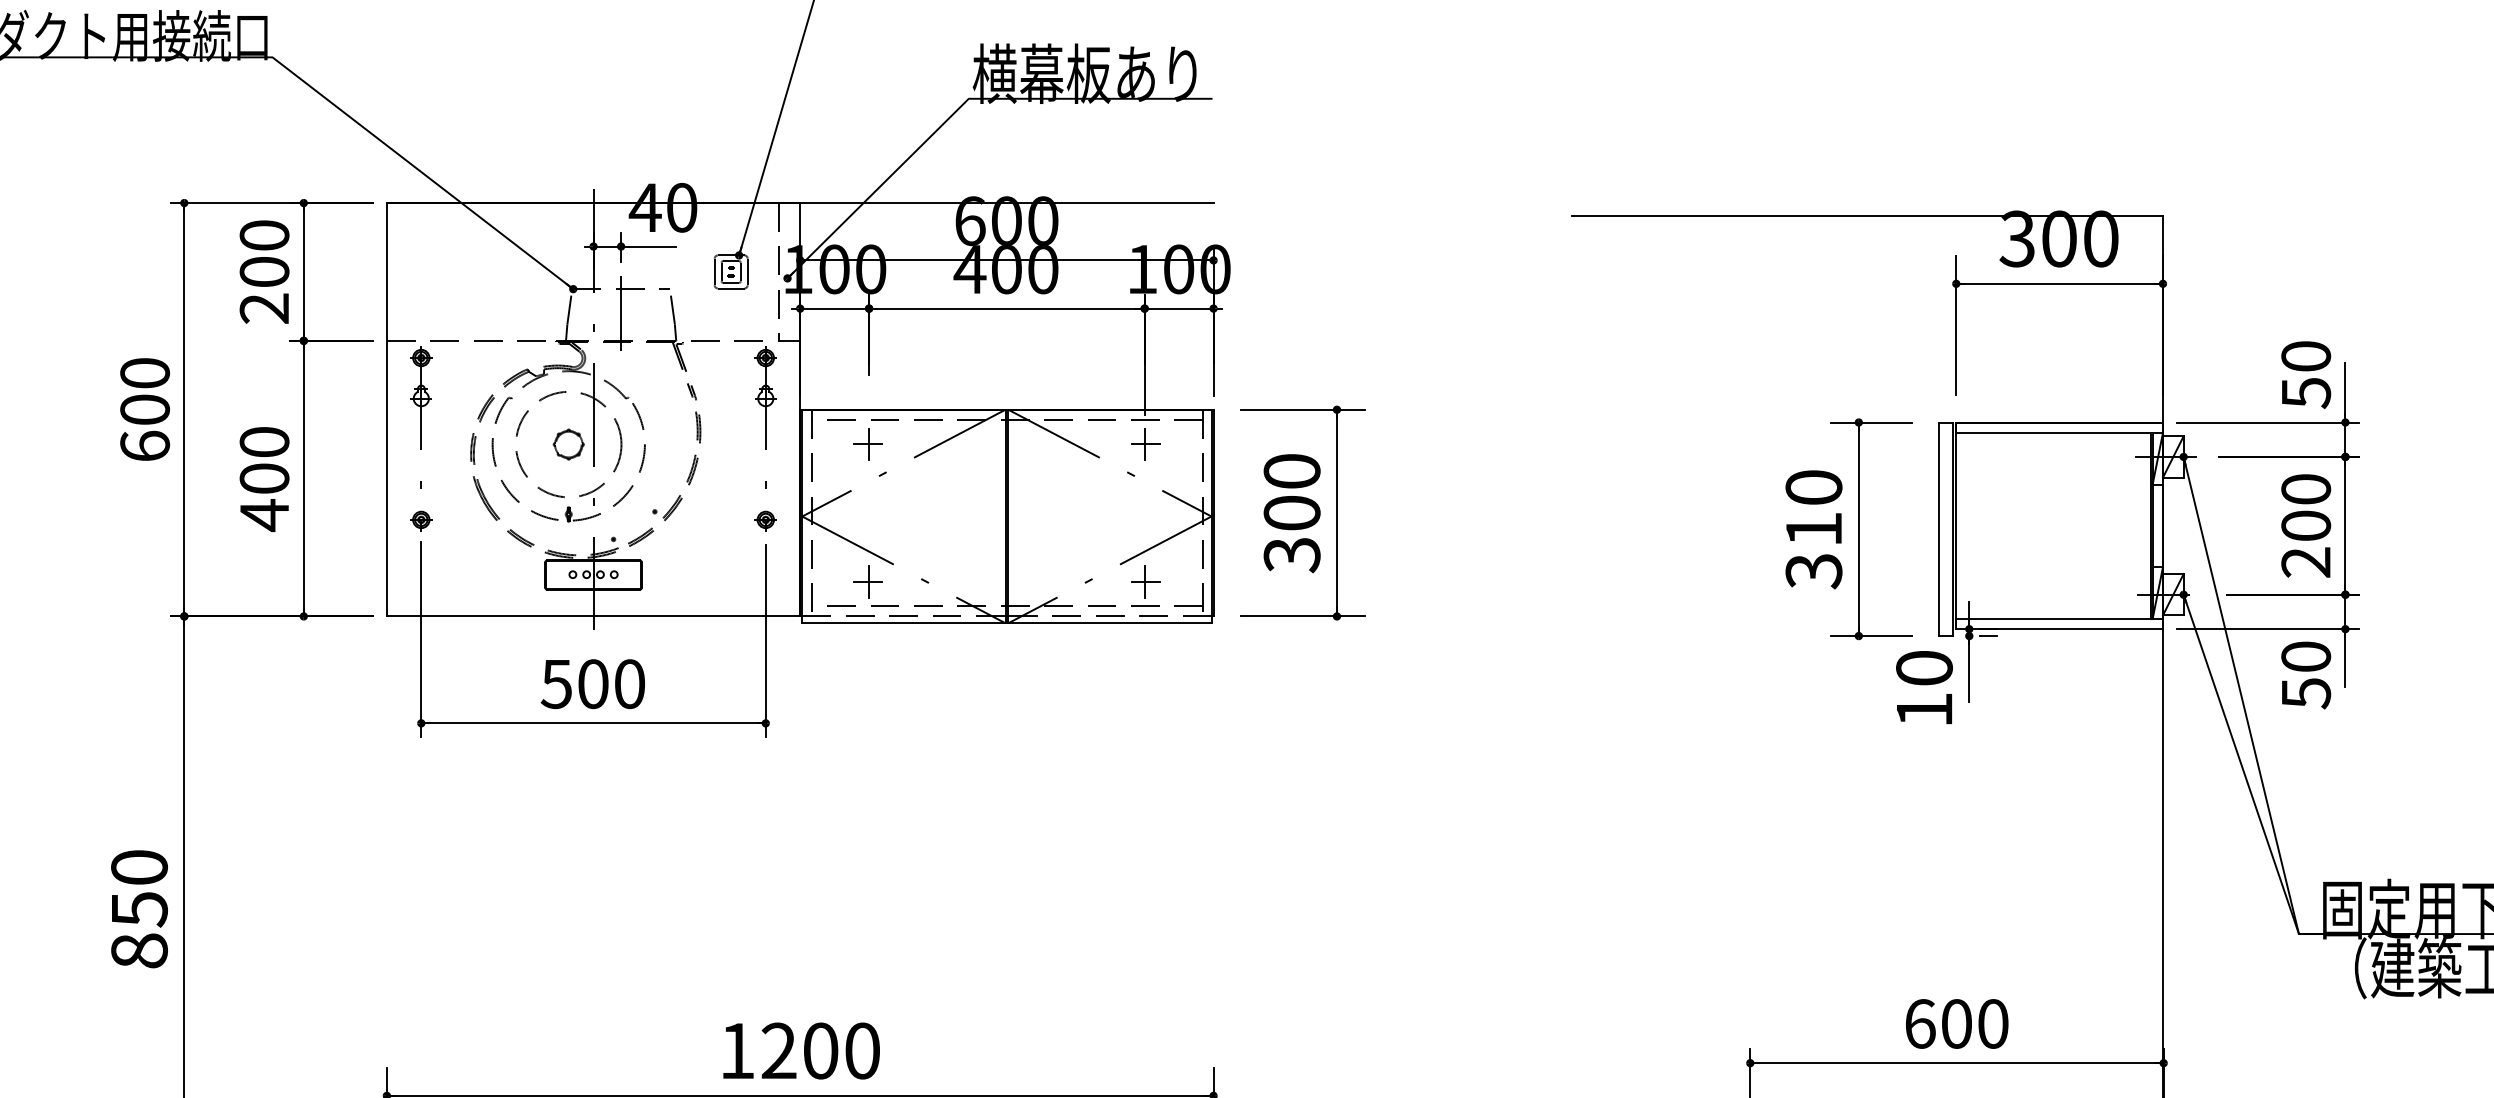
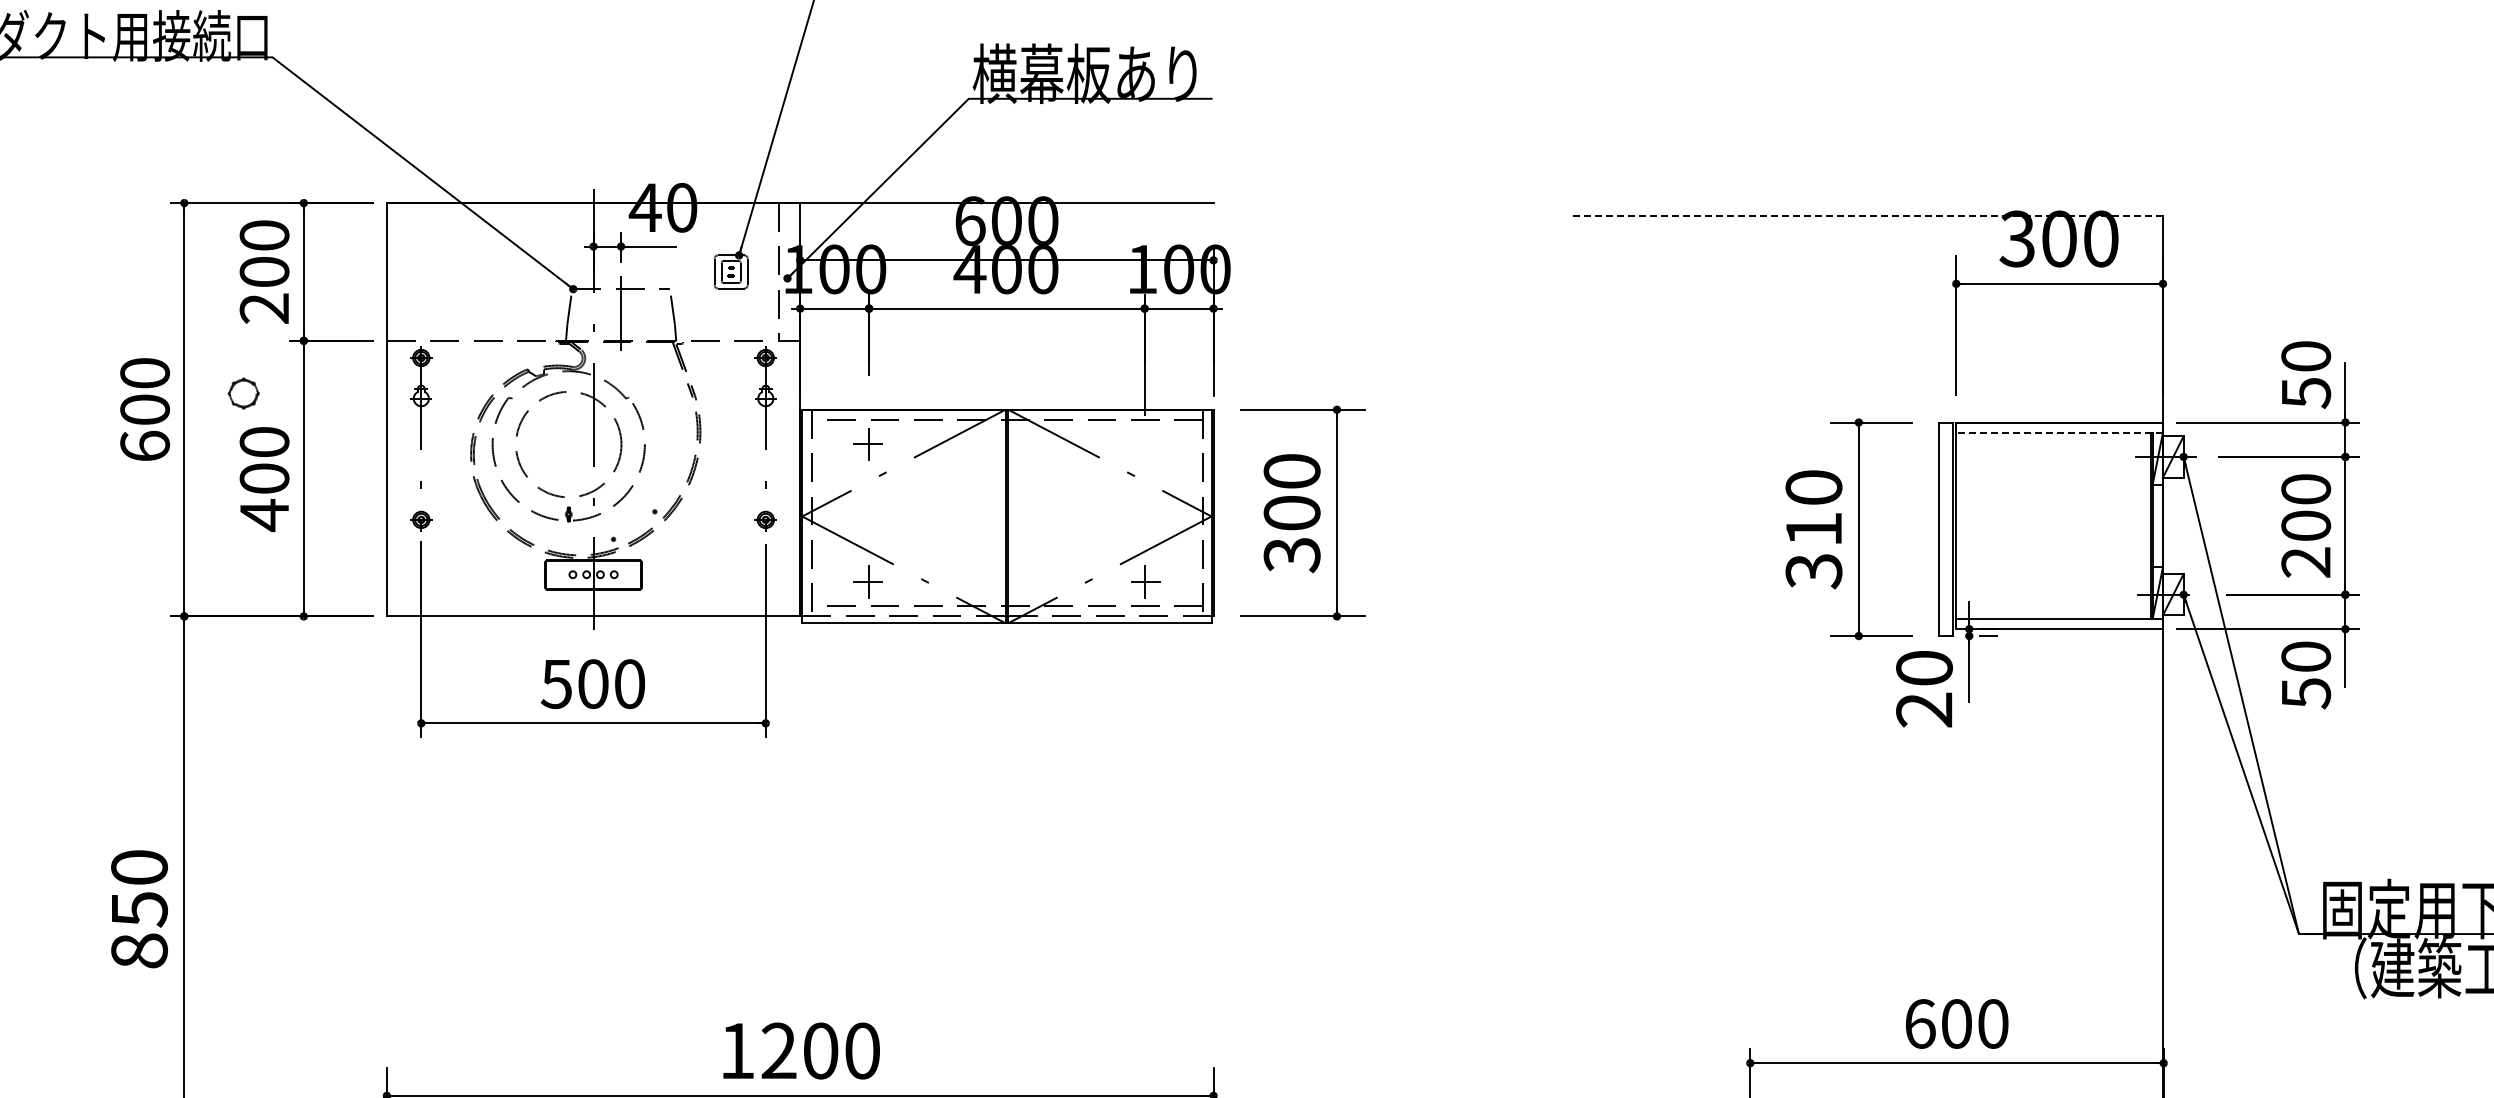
line: solid -> dashed (1867, 215)
line: solid -> dashed (2059, 432)
part position: (568, 444) -> (243, 393) (243, 393)
part: present -> none (1145, 444)
text: 10 -> 20 (1924, 709)
